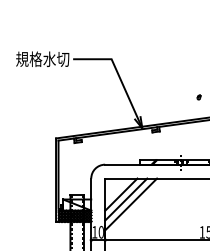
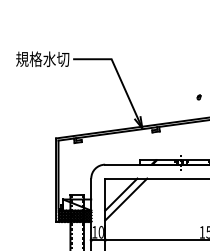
line: present -> none (131, 204)
